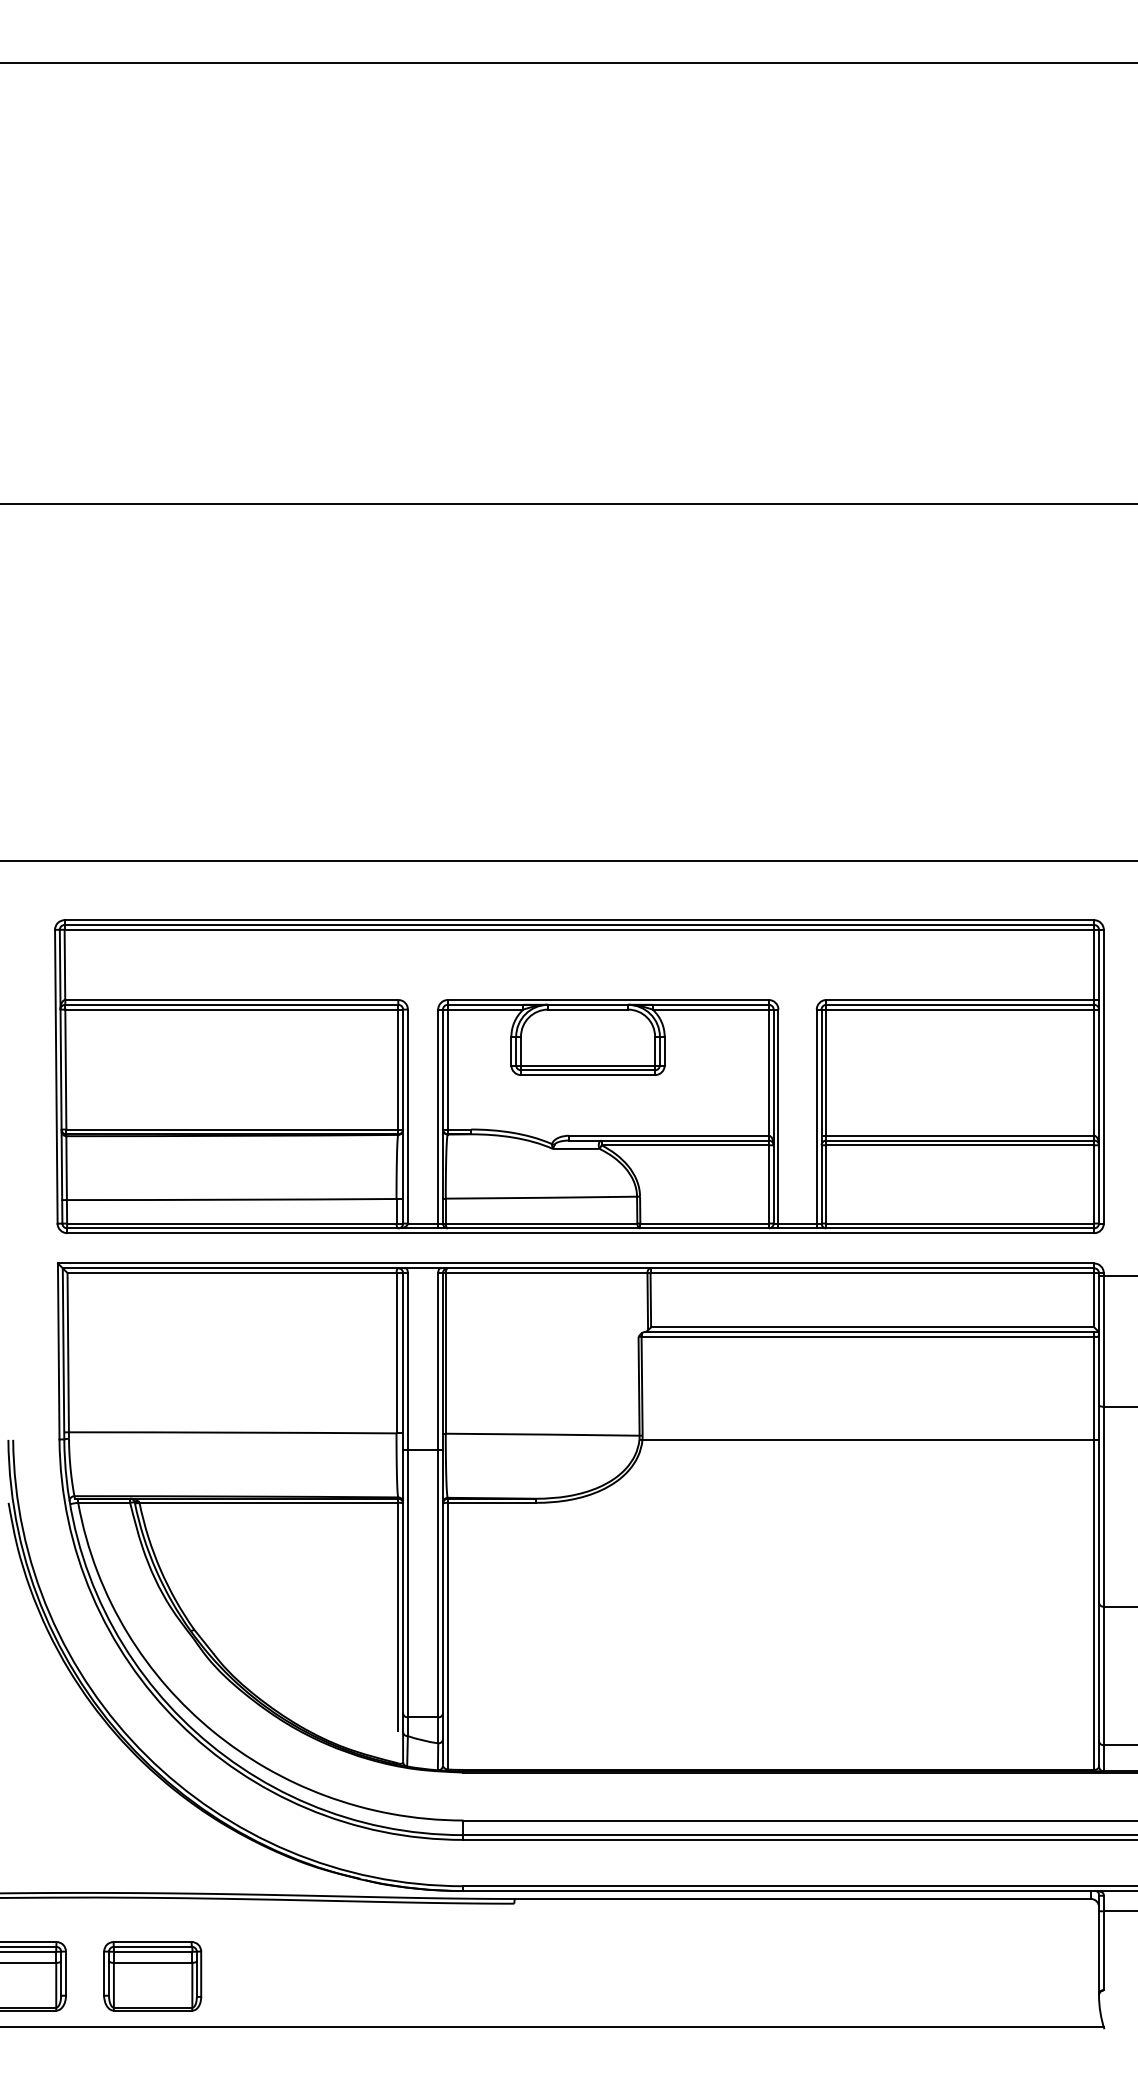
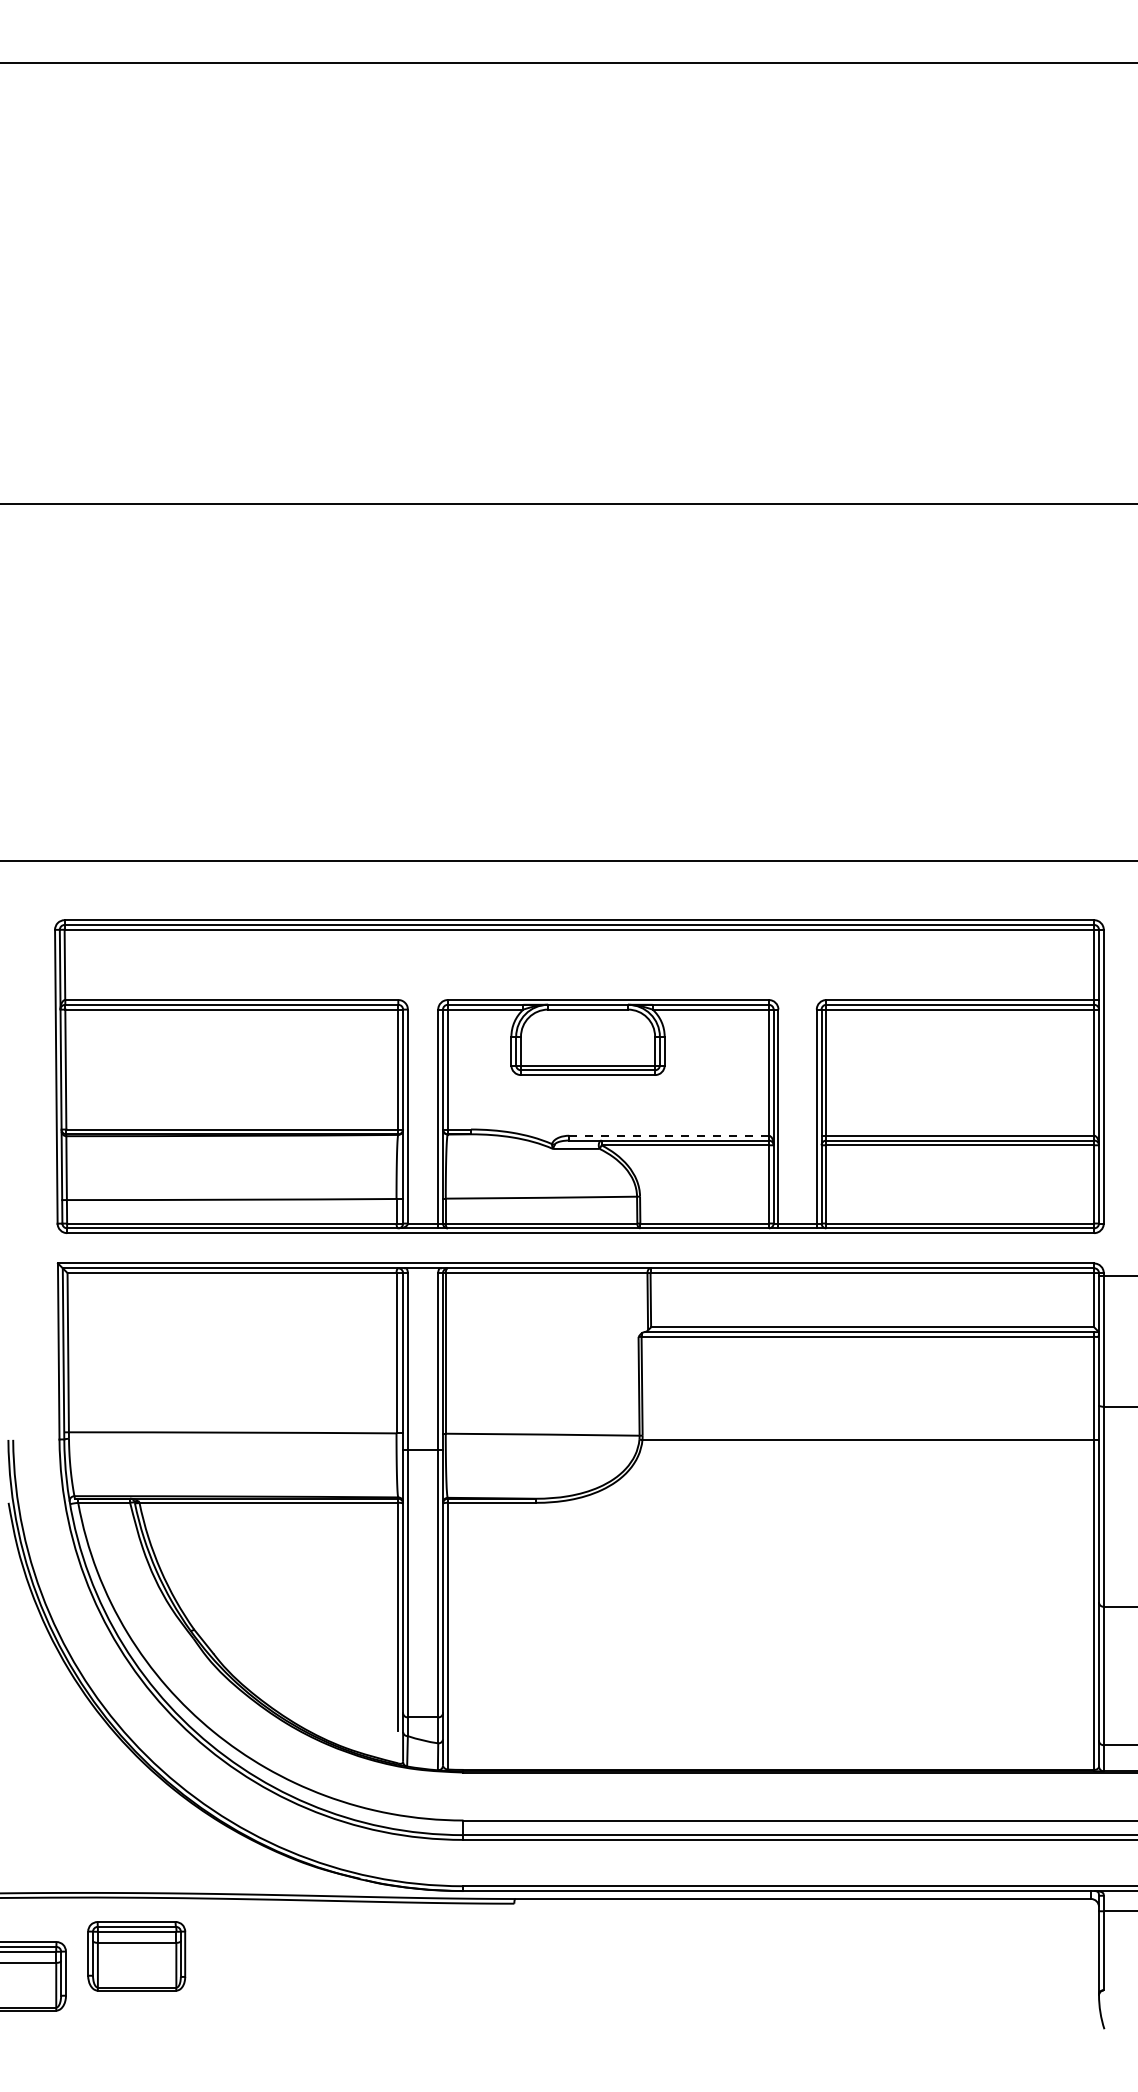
line: solid -> dashed (669, 1135)
part position: (152, 1976) -> (136, 1956) (136, 1956)
line: present -> none (552, 2026)
